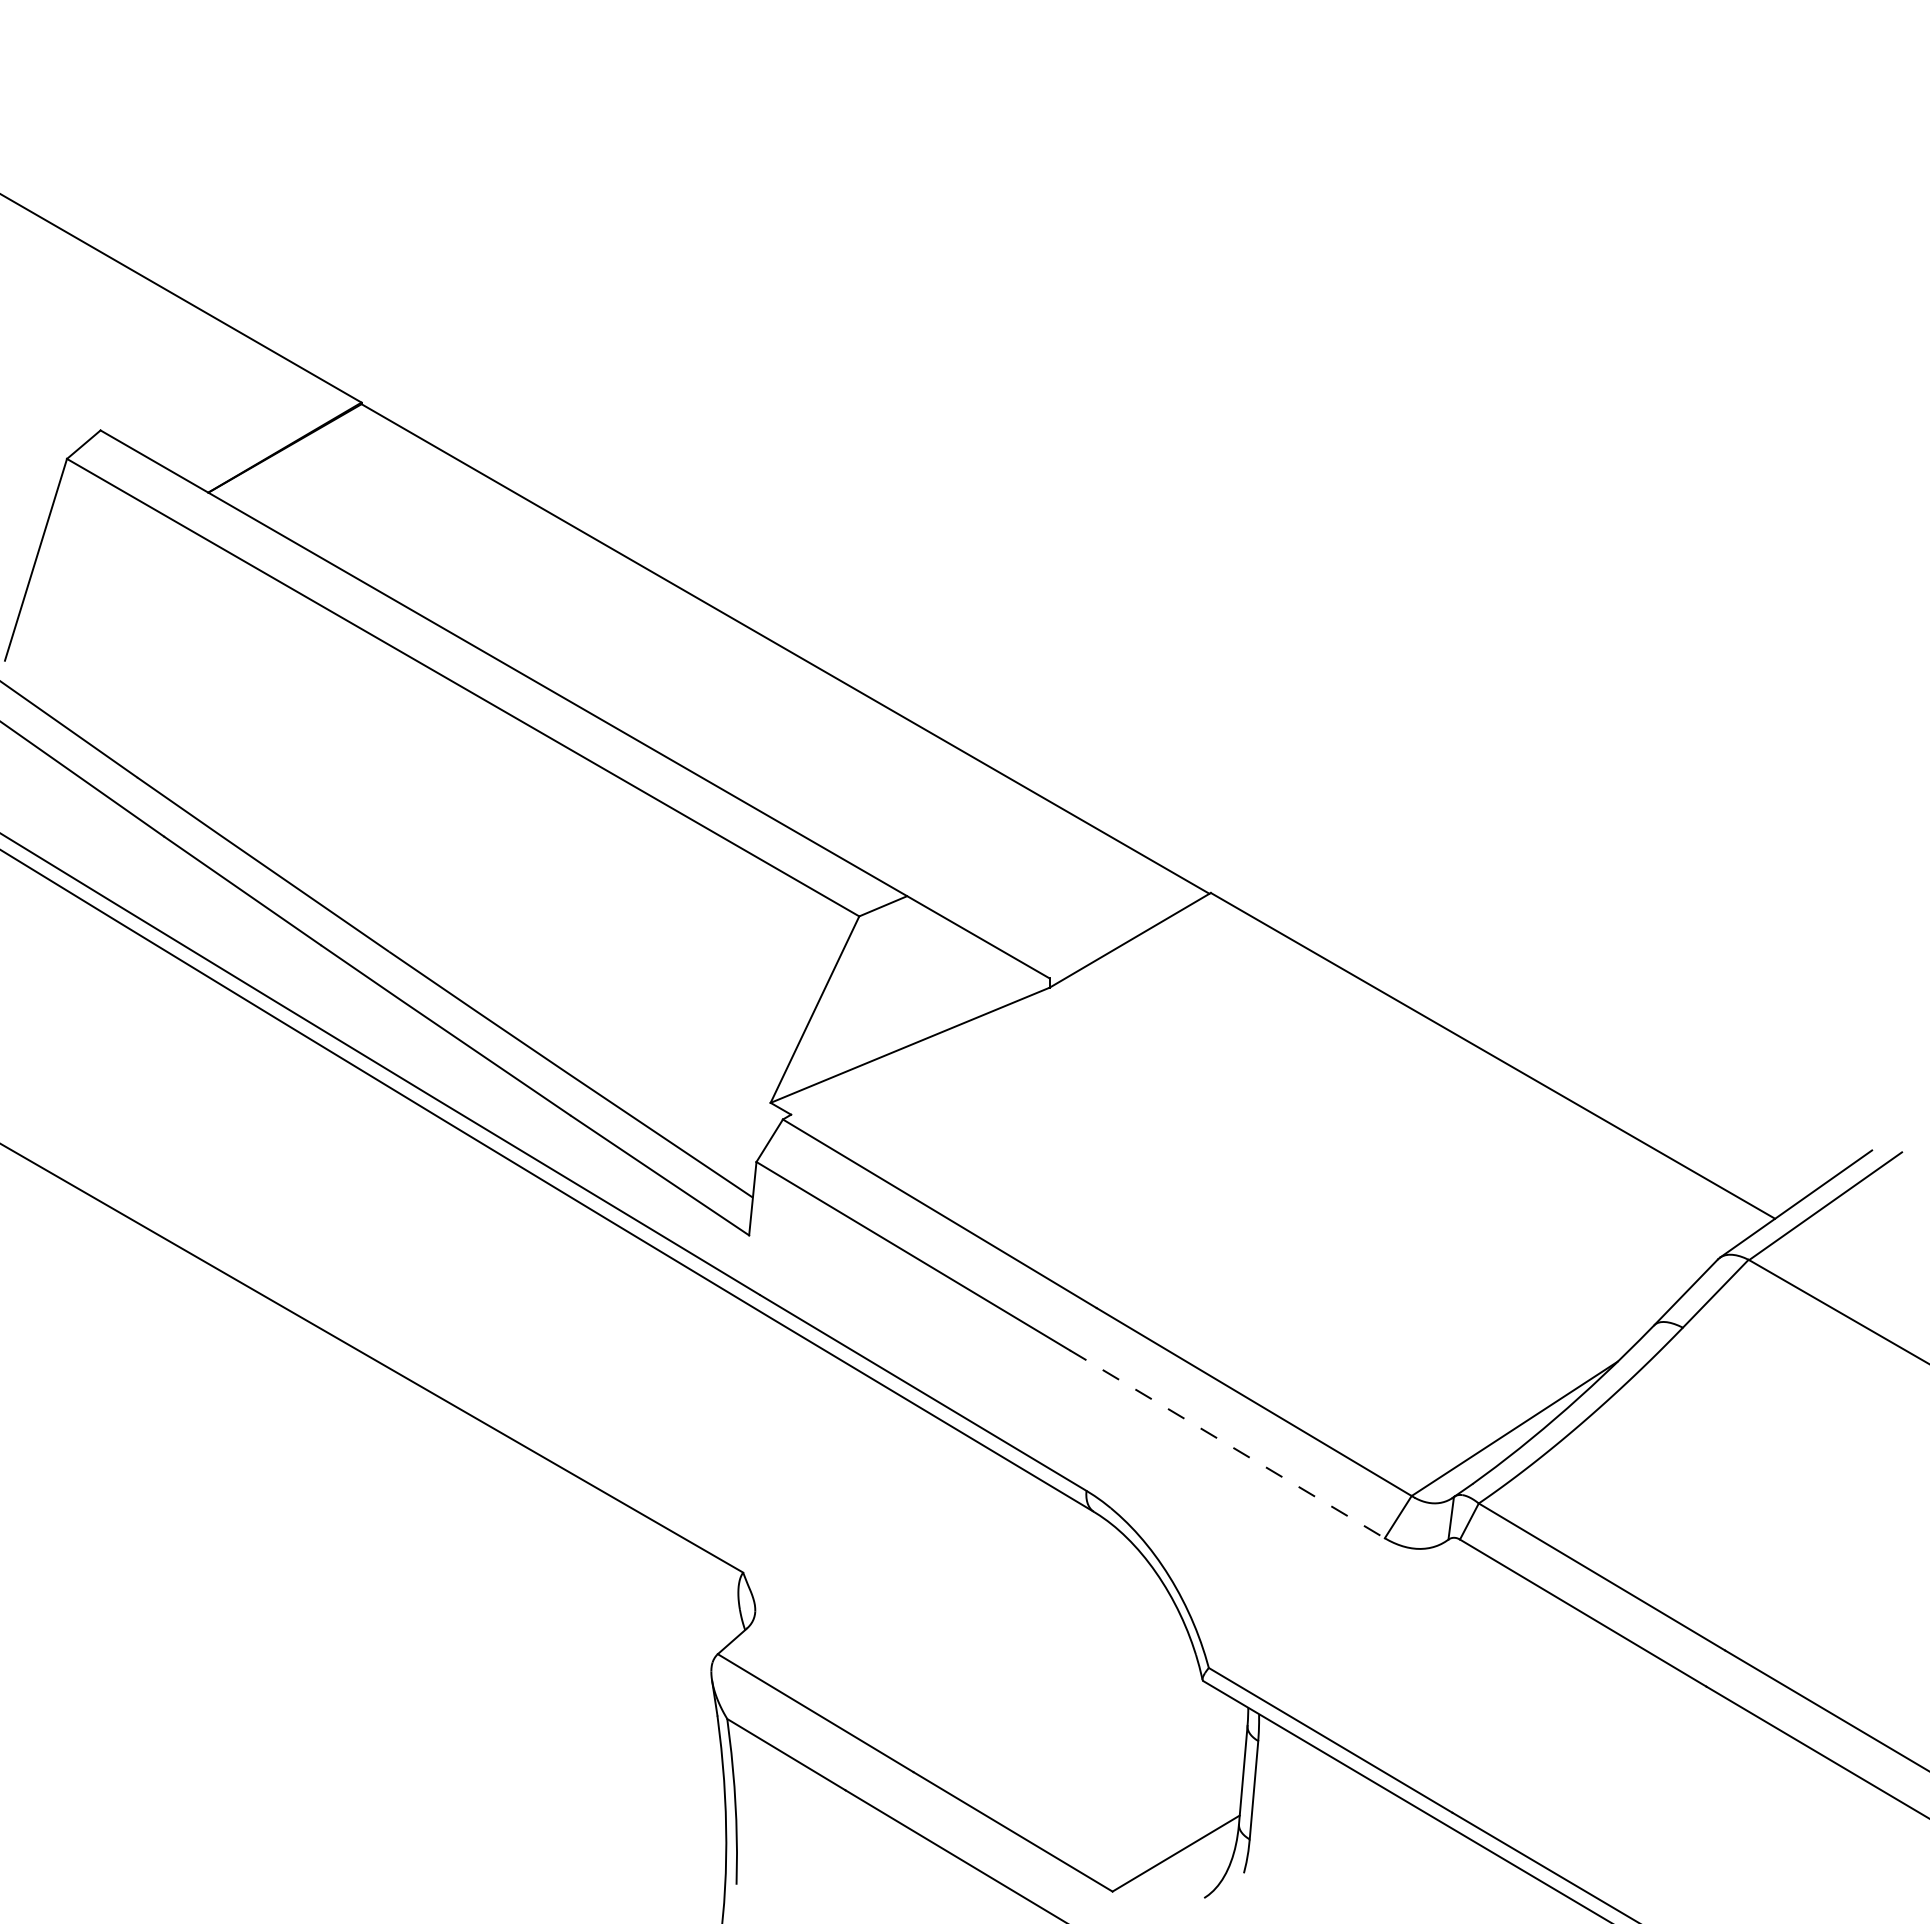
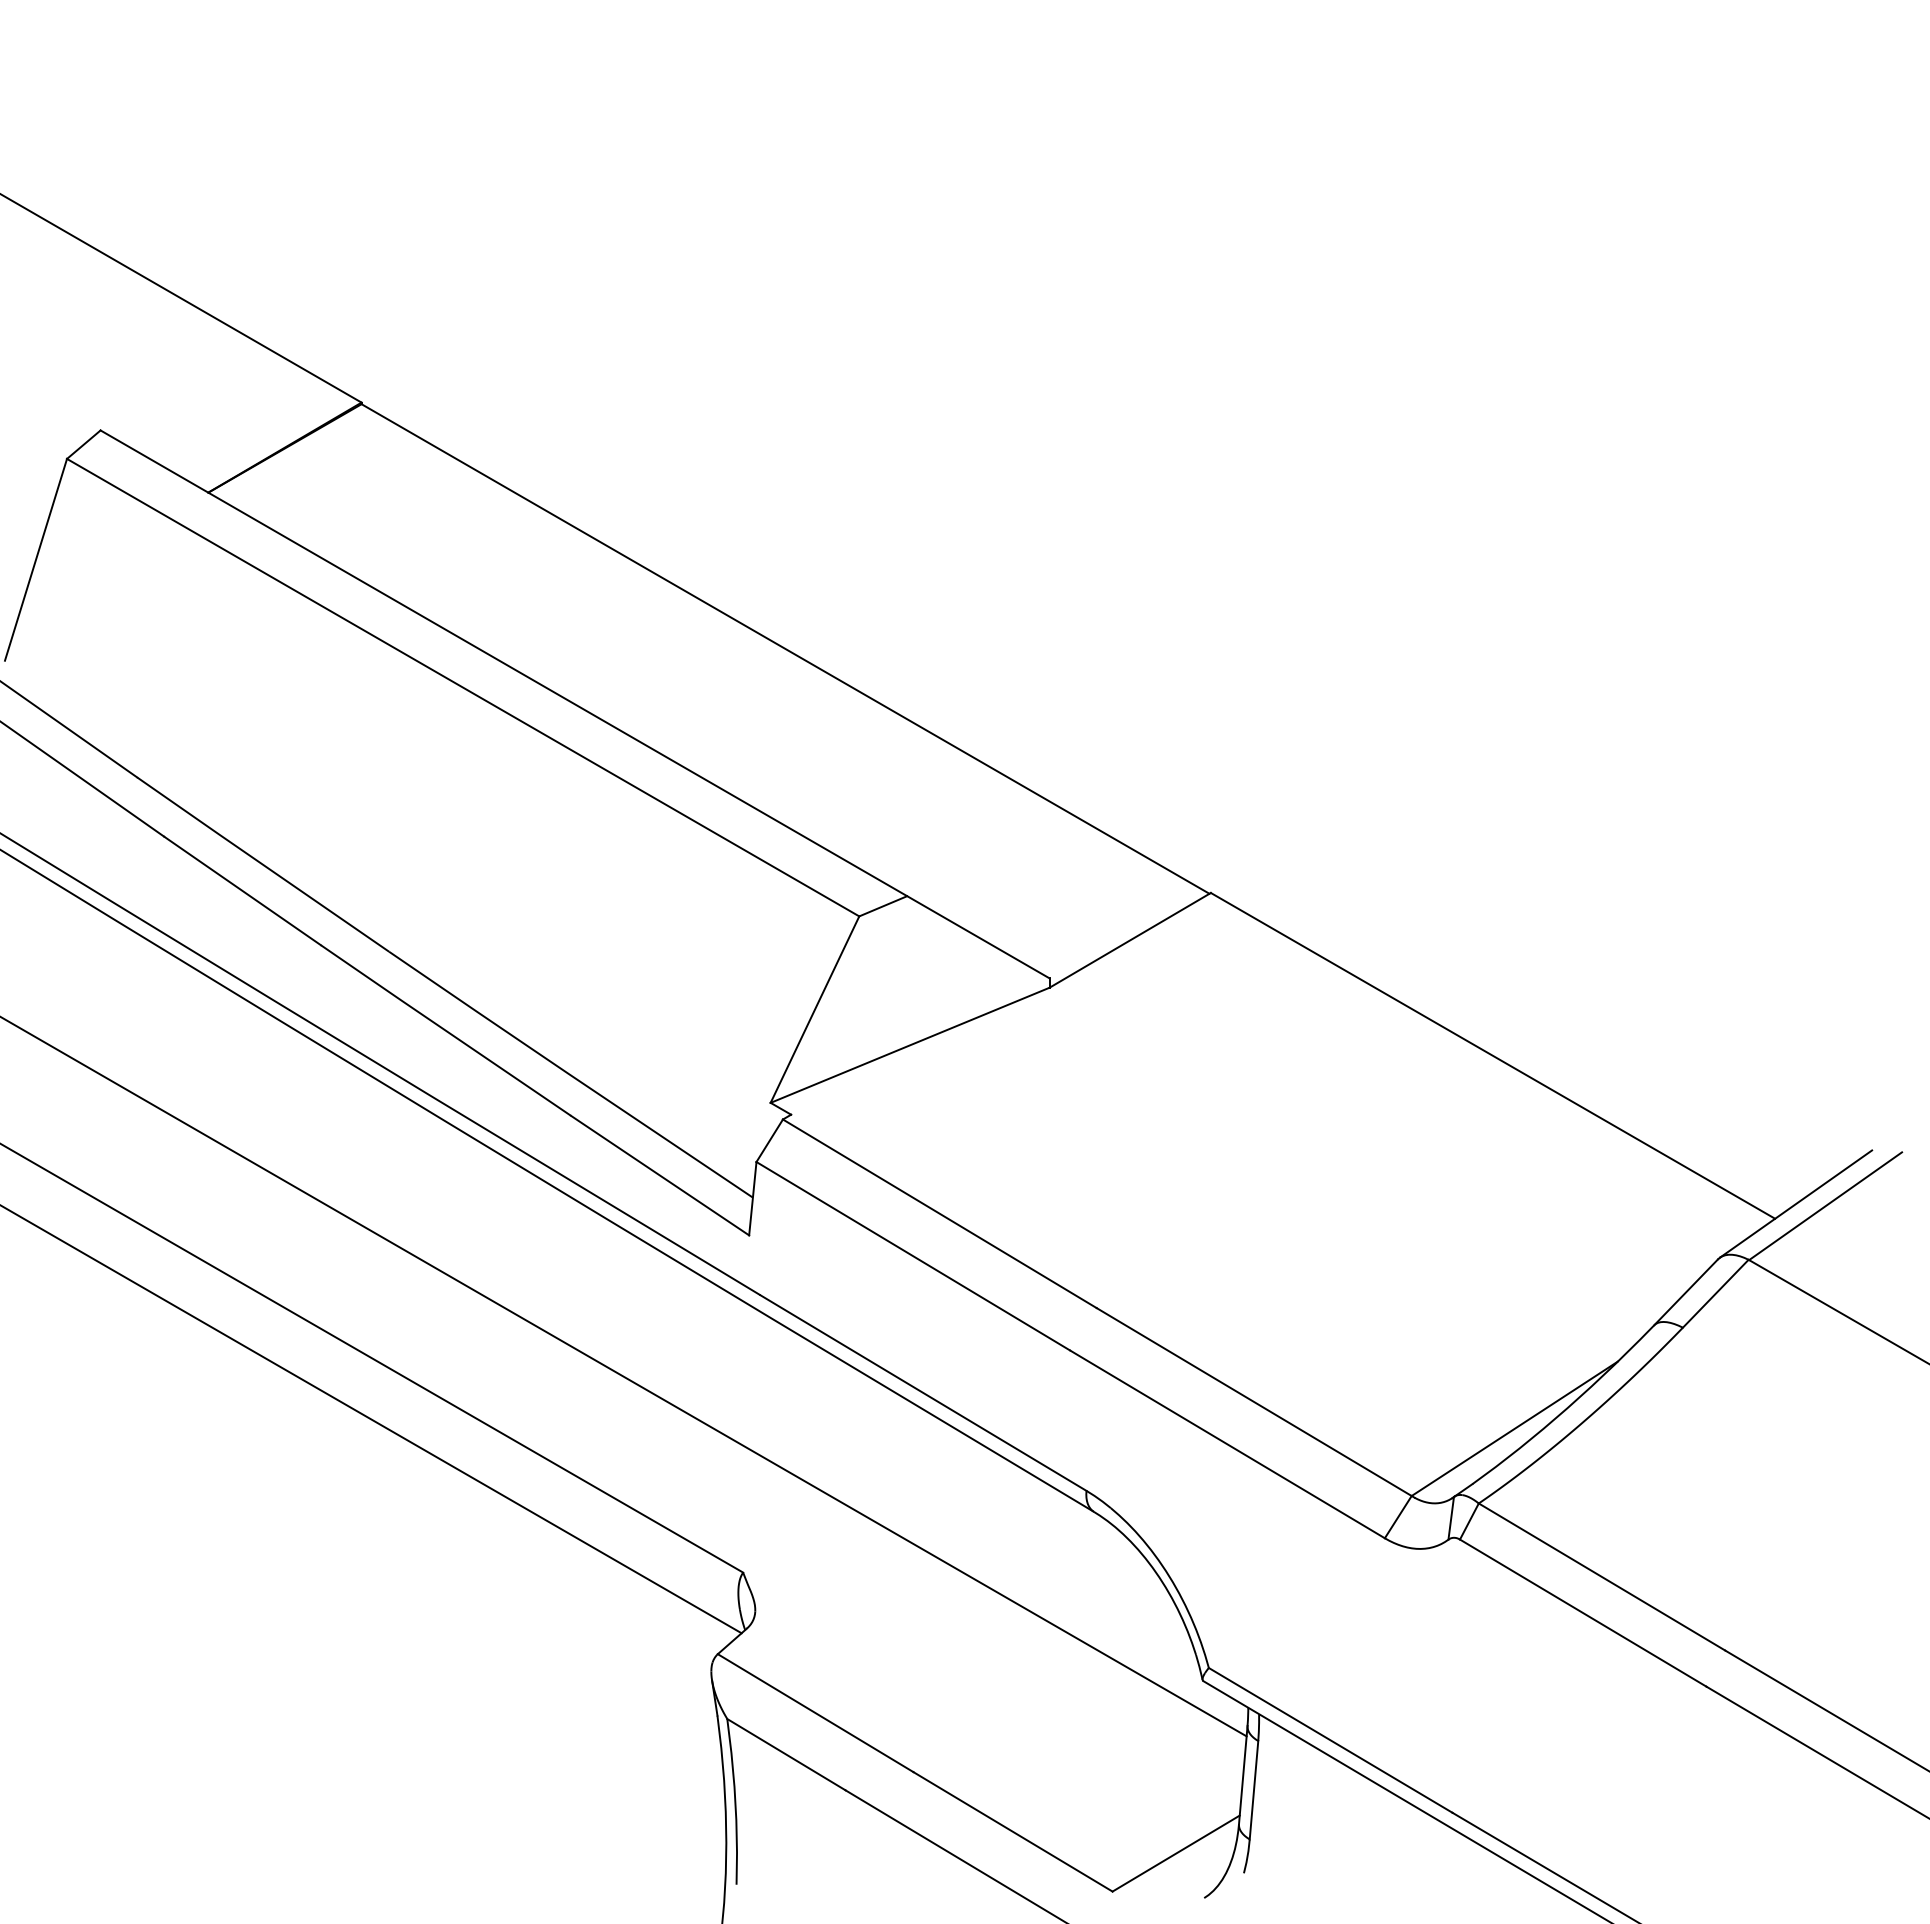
line: none -> present (624, 1376)
line: none -> present (371, 1419)
line: dashed -> solid (1227, 1444)
